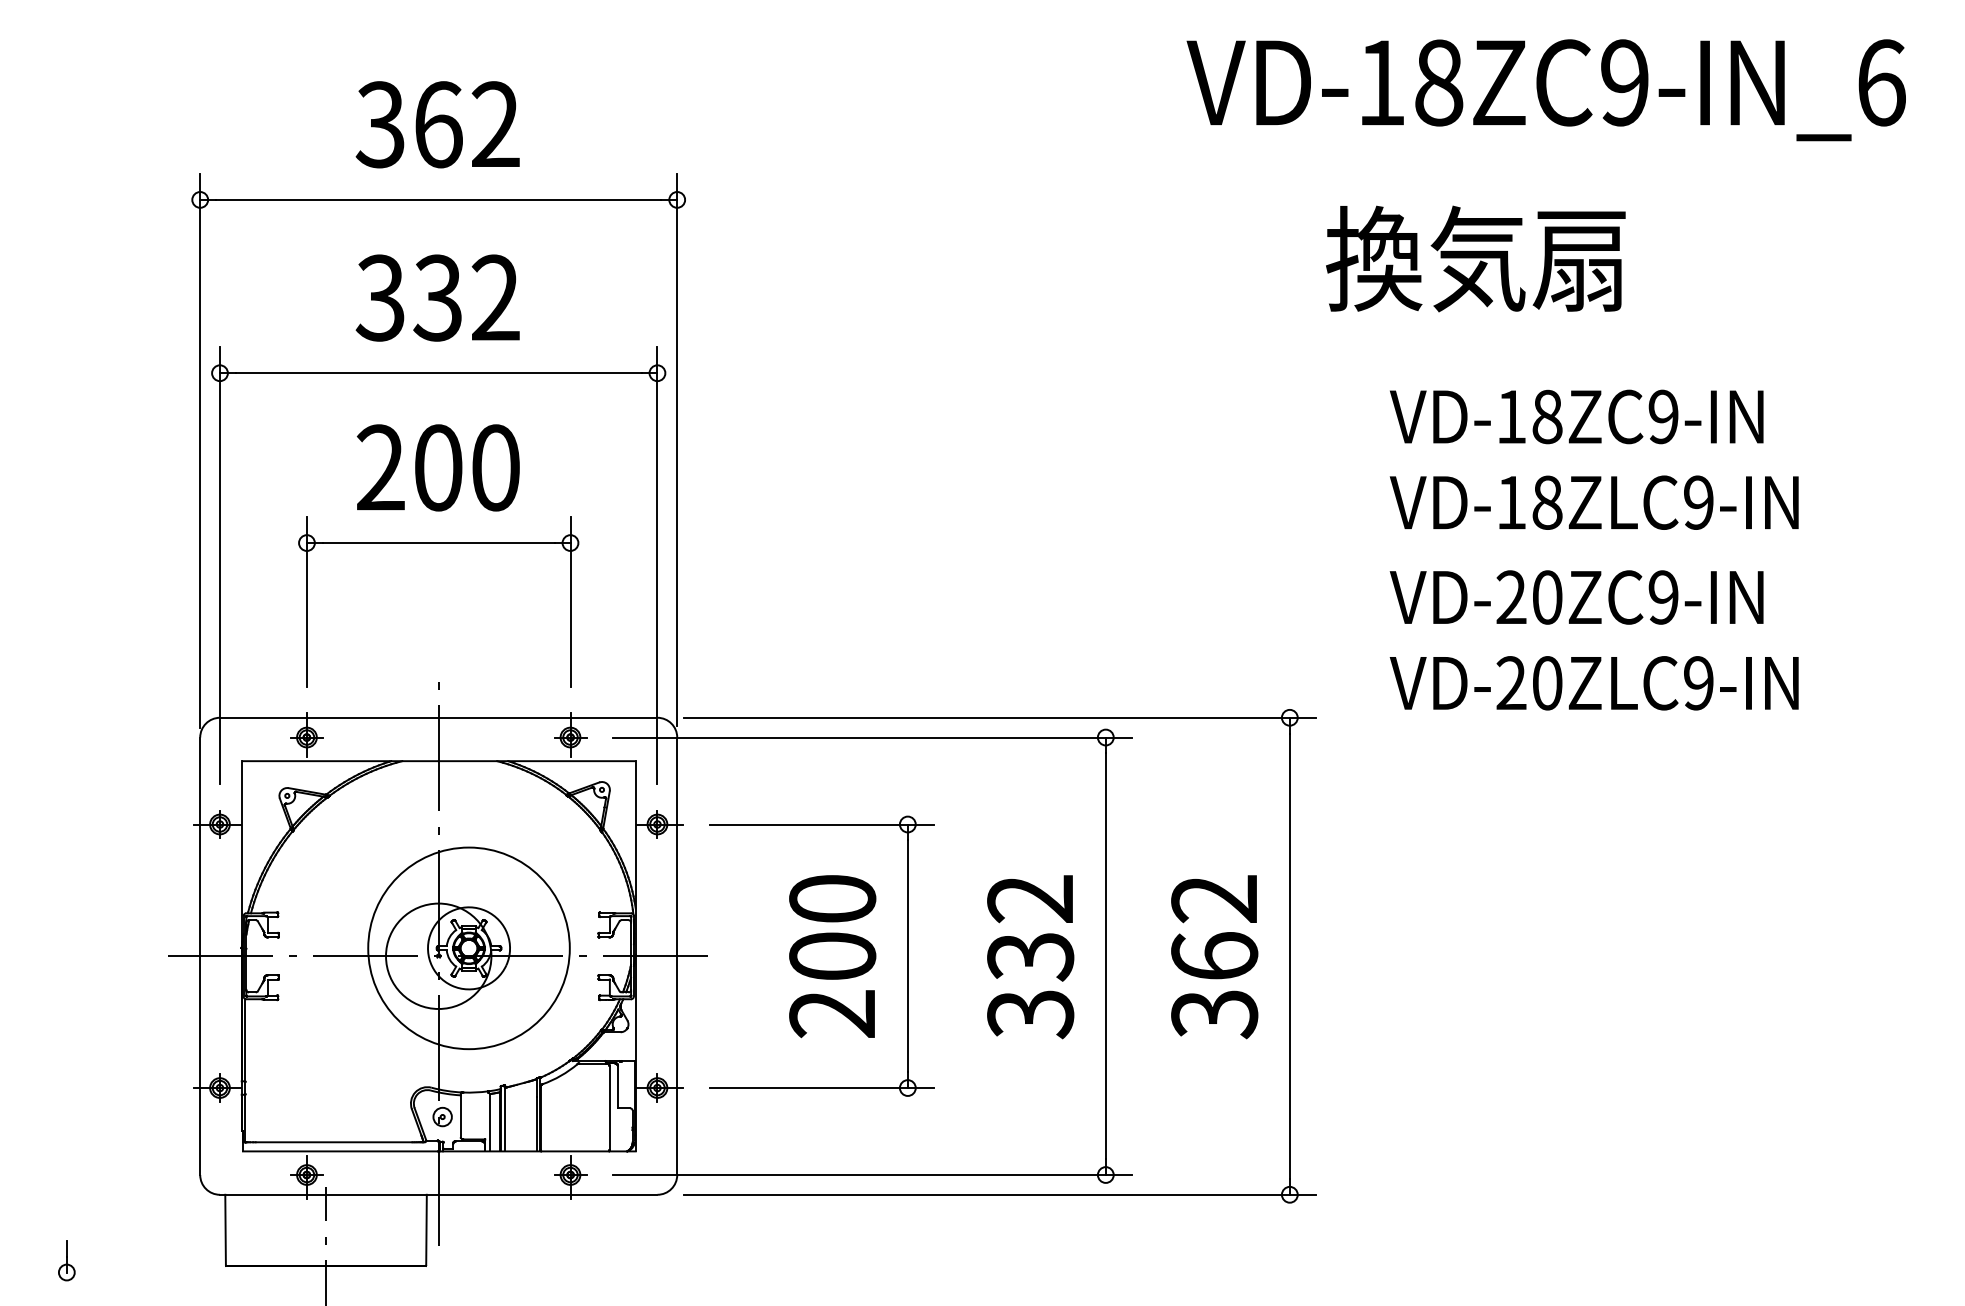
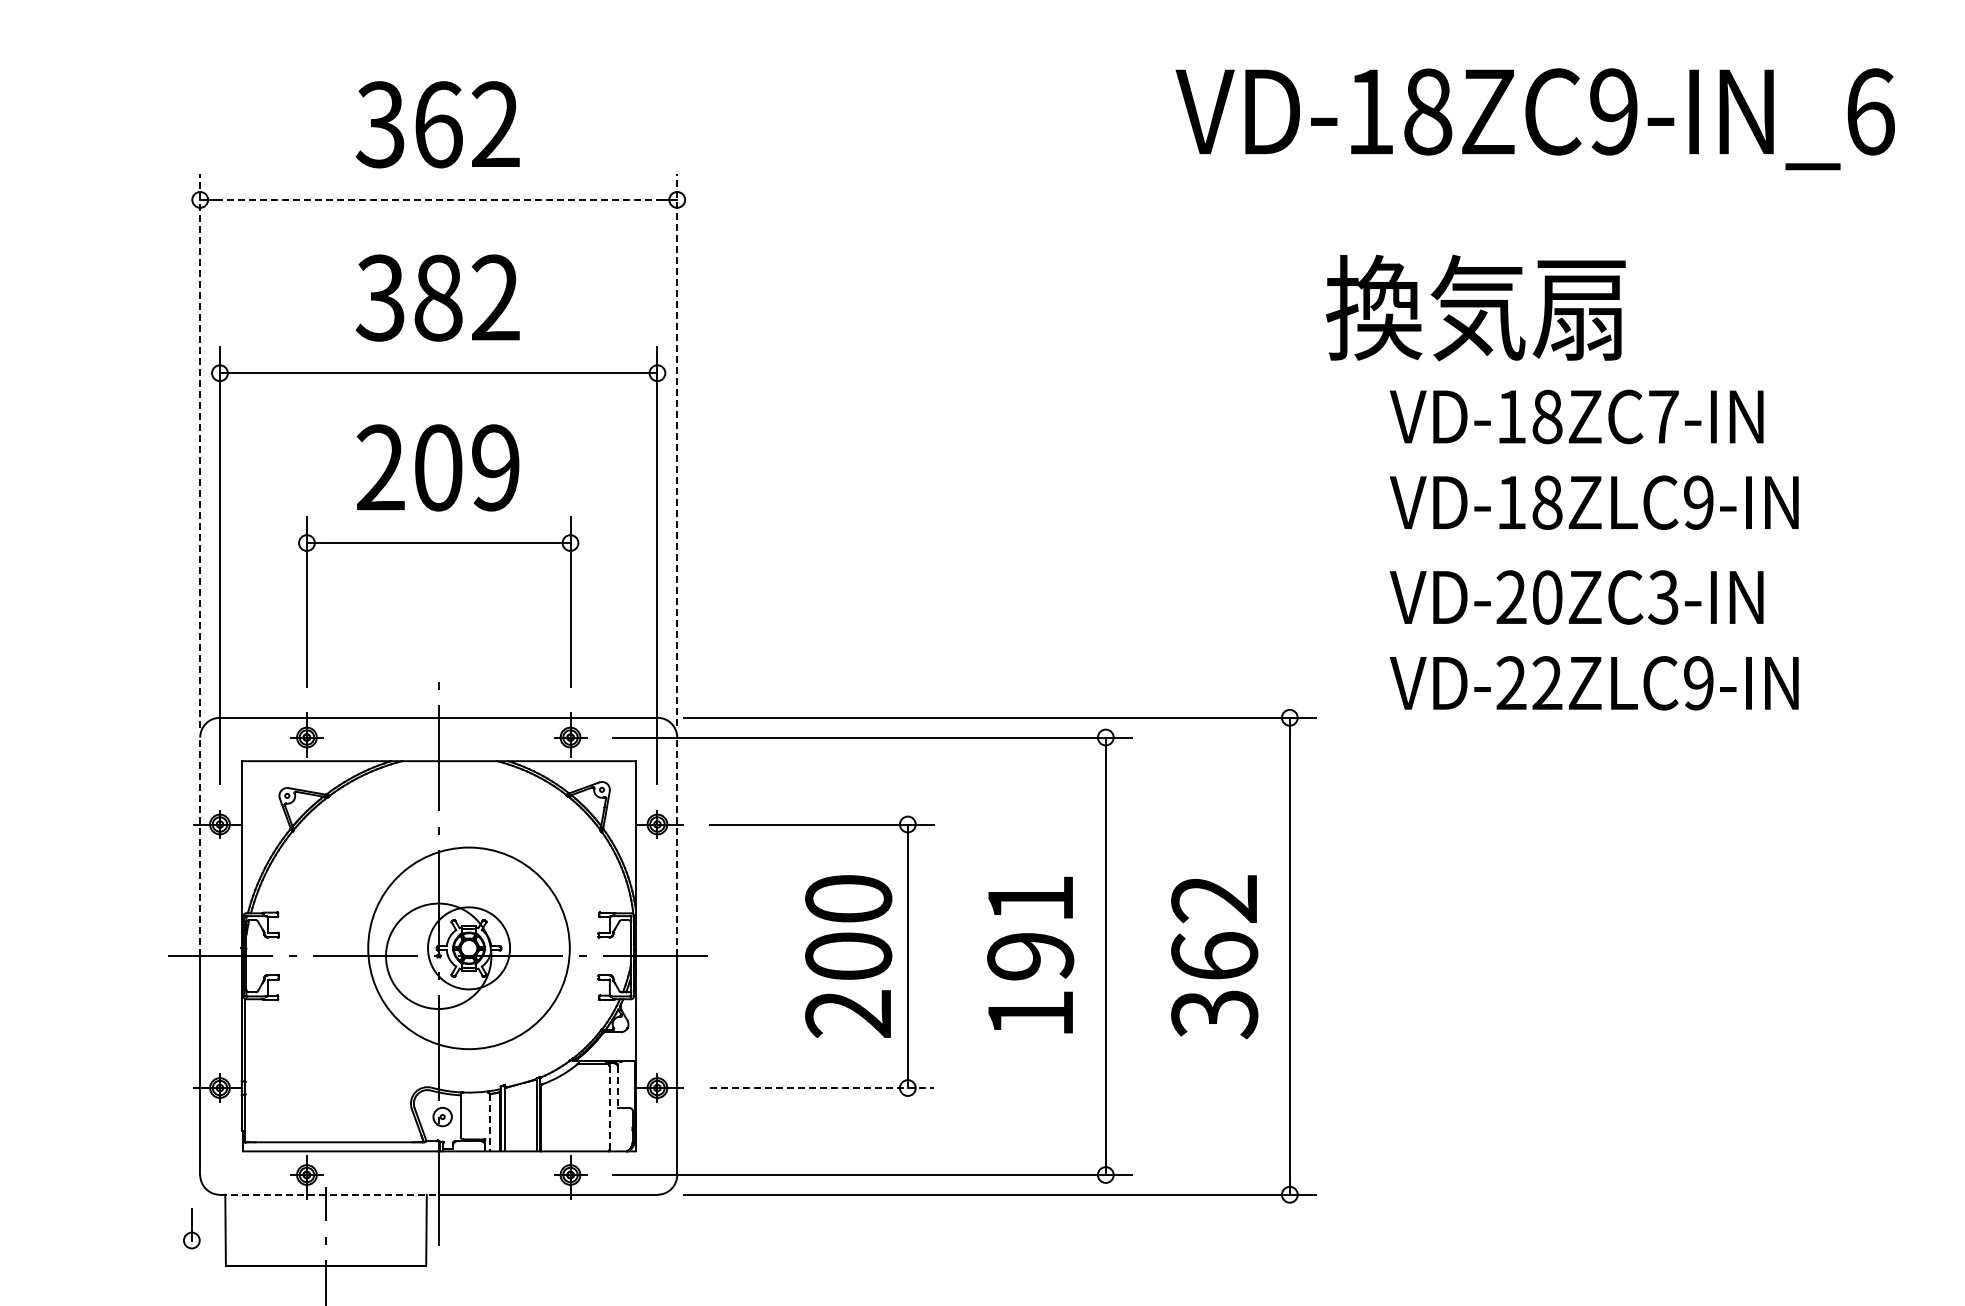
text position: (1545, 90) -> (1534, 119) (1534, 119)
line: solid -> dashed (438, 199)
text position: (1475, 258) -> (1475, 307) (1475, 307)
text: 332 -> 382 (437, 297)
text: VD-18ZC9-IN -> VD-18ZC7-IN (1663, 416)
line: solid -> dashed (677, 449)
line: solid -> dashed (200, 450)
text: 200 -> 209 (495, 467)
text: VD-20ZC9-IN -> VD-20ZC3-IN (1663, 597)
text: VD-20ZLC9-IN -> VD-22ZLC9-IN (1547, 683)
line: solid -> dashed (200, 846)
line: solid -> dashed (677, 846)
text position: (832, 956) -> (848, 956) (848, 956)
text: 332 -> 191 (1030, 957)
line: solid -> dashed (617, 1087)
line: solid -> dashed (822, 1088)
line: solid -> dashed (609, 1108)
line: solid -> dashed (490, 1122)
line: solid -> dashed (329, 1194)
part position: (66, 1260) -> (191, 1228) (191, 1228)
